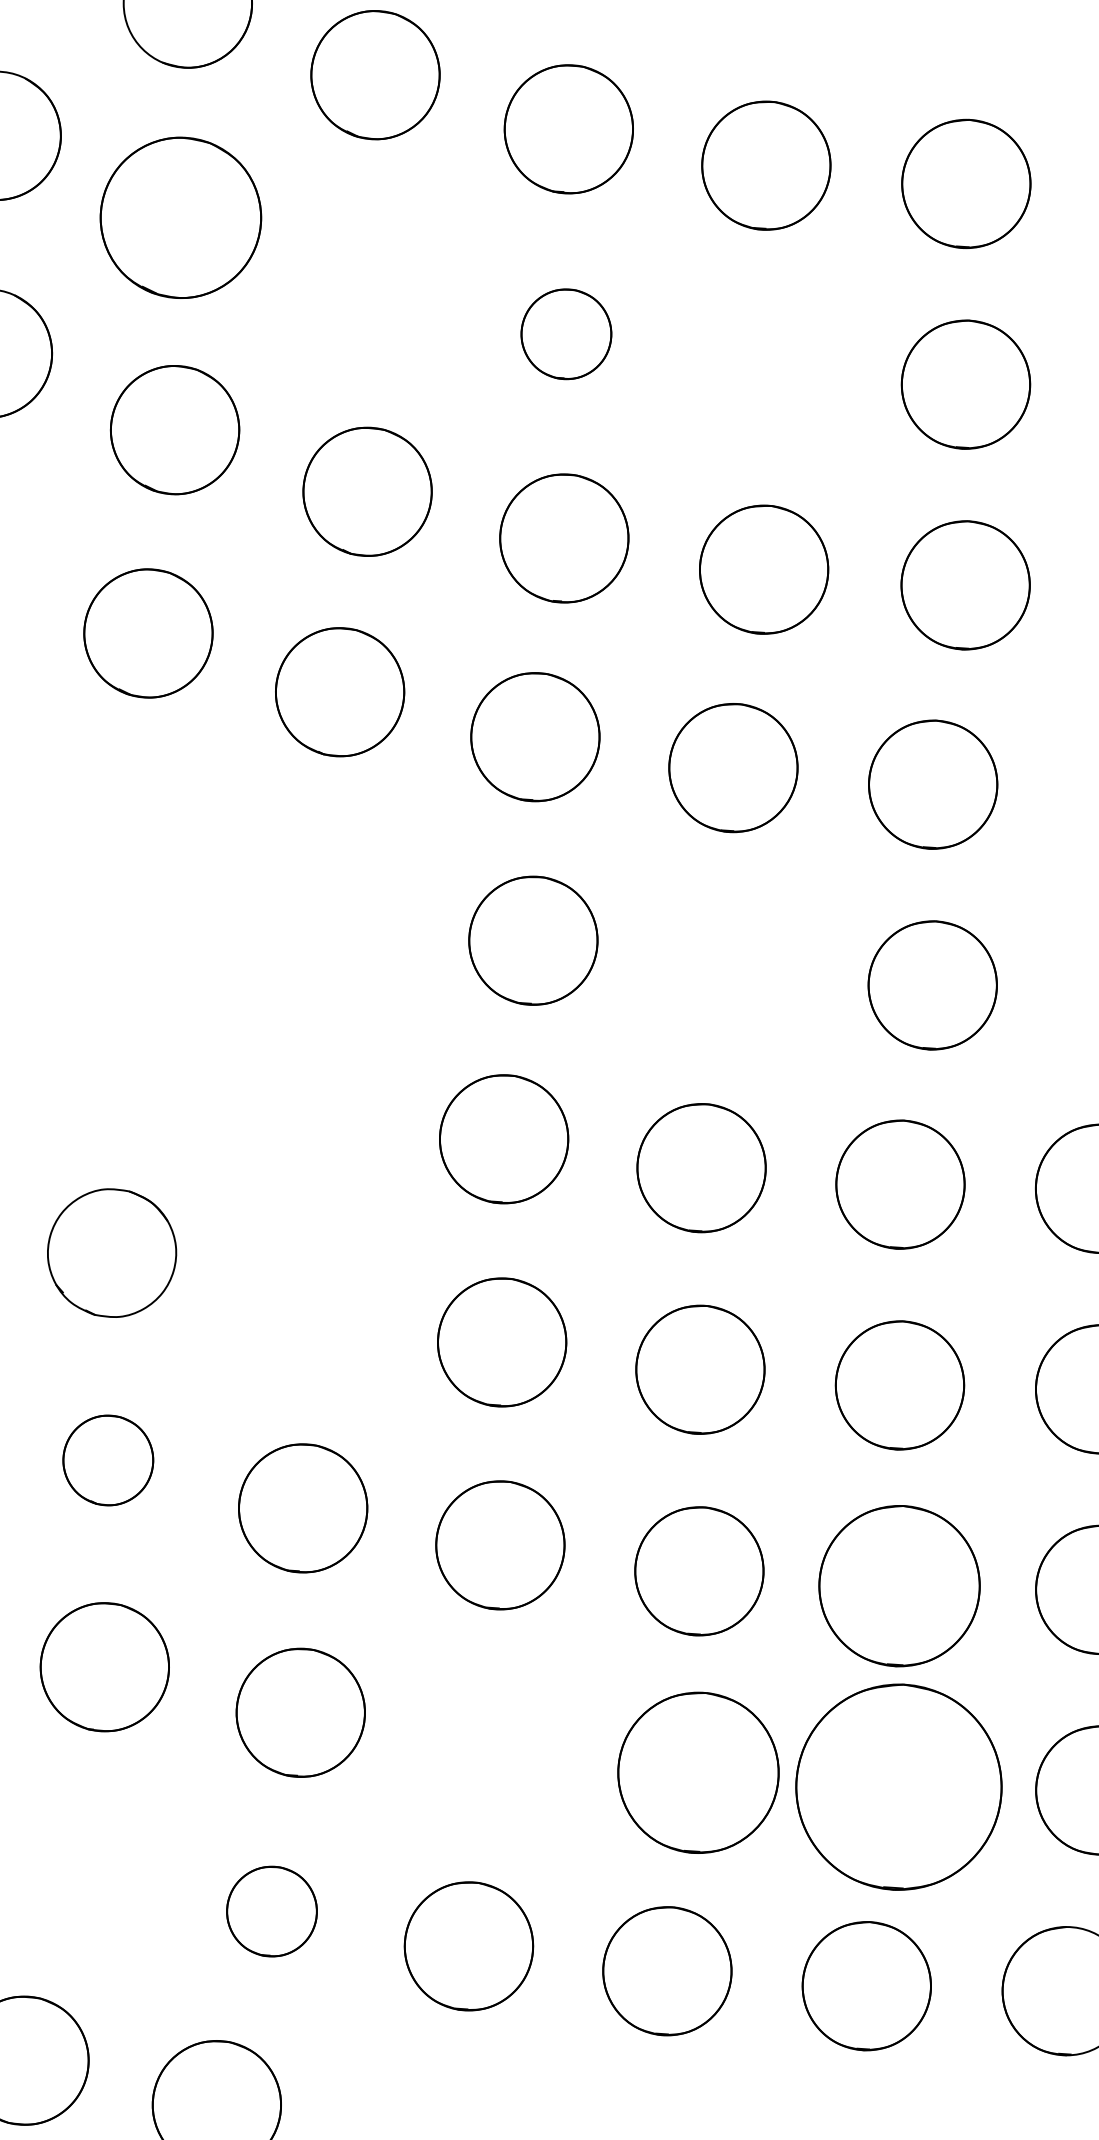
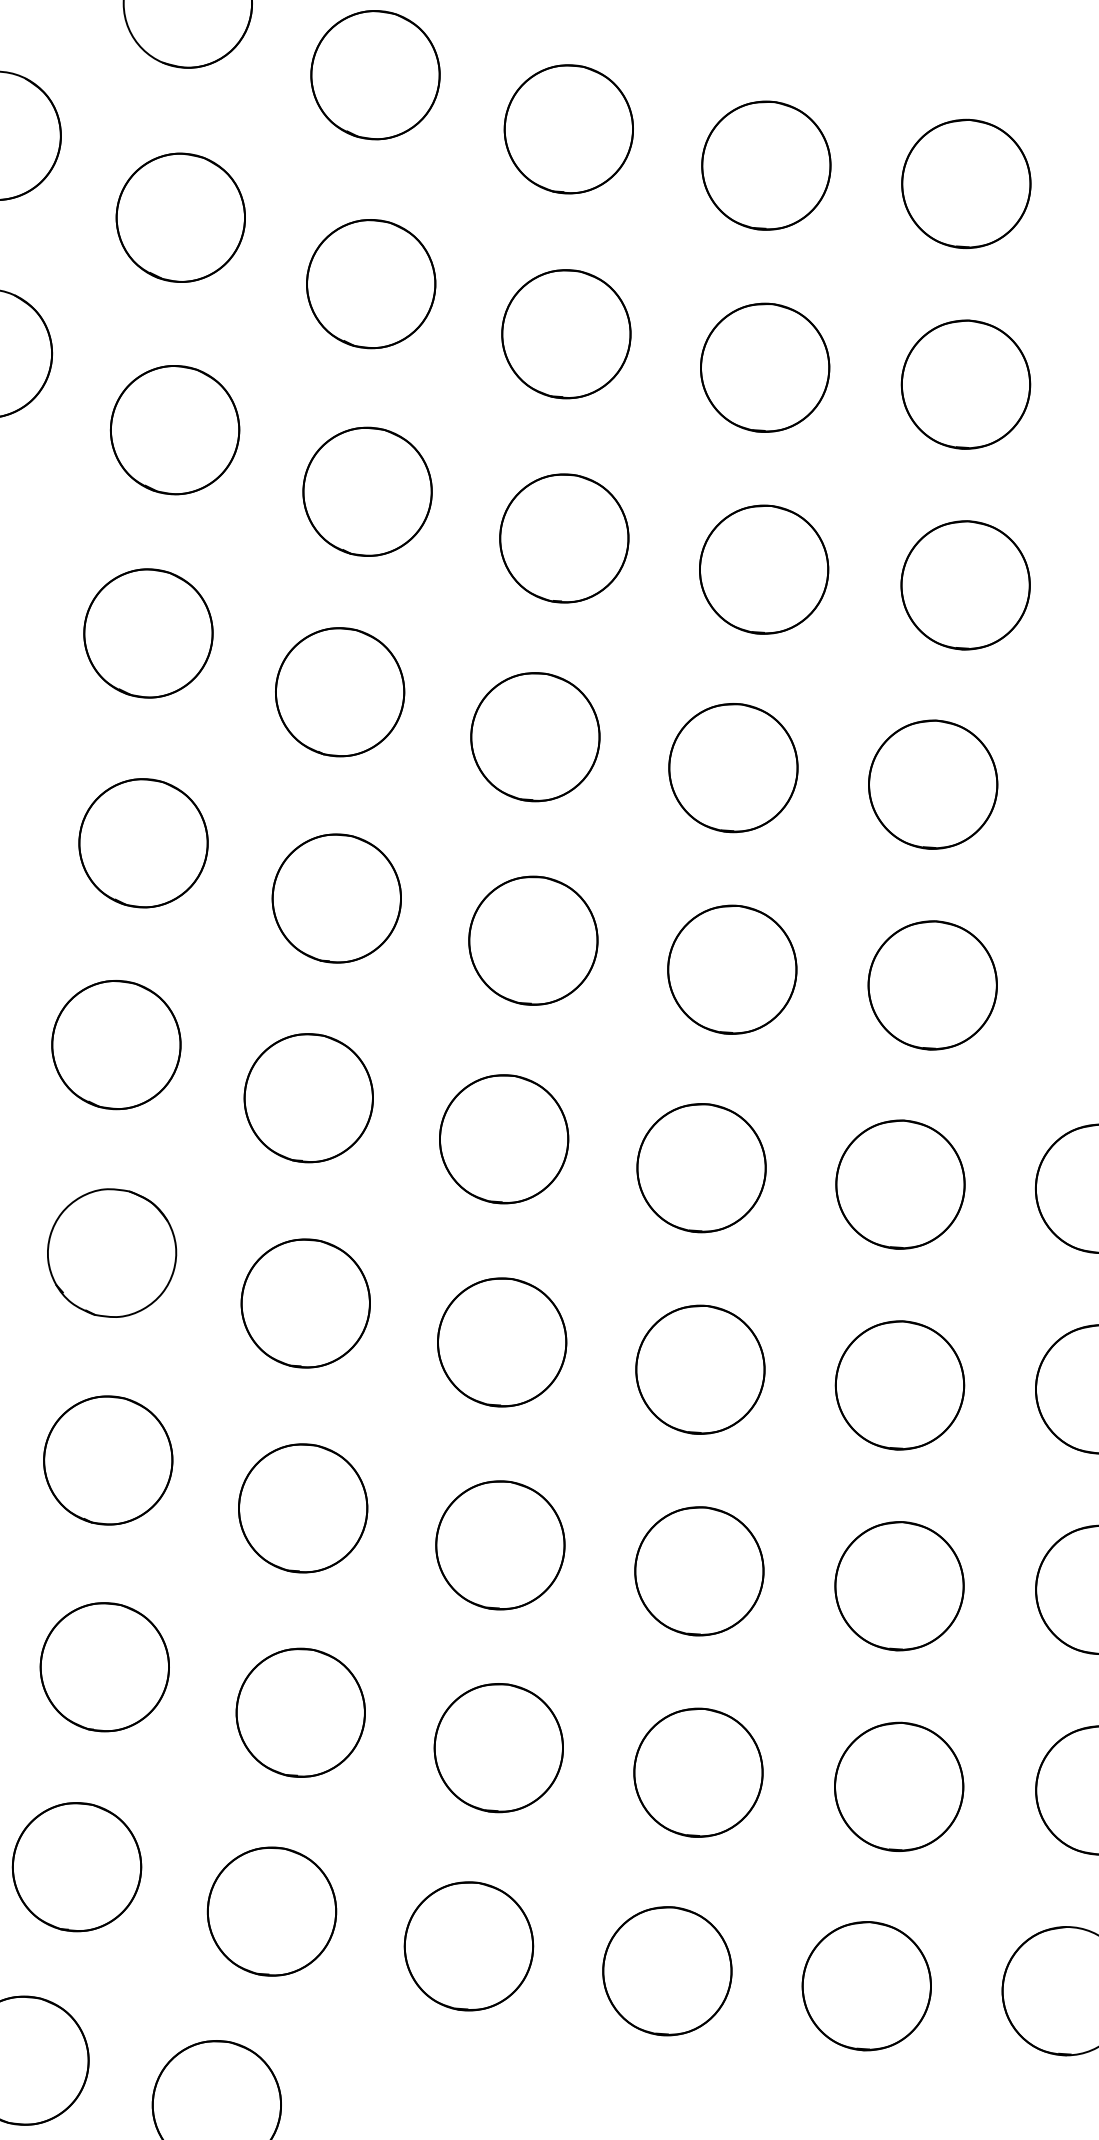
circle size: 164x163 px -> 131x131 px (180, 217)
circle: none -> present (371, 284)
circle size: 93x93 px -> 131x131 px (566, 334)
circle: none -> present (765, 367)
circle: none -> present (143, 843)
circle: none -> present (336, 898)
circle: none -> present (732, 969)
part: none -> present (116, 1045)
part: none -> present (308, 1098)
circle: none -> present (305, 1303)
circle size: 93x93 px -> 131x131 px (108, 1460)
circle size: 163x163 px -> 131x131 px (899, 1586)
part: none -> present (498, 1748)
circle size: 163x163 px -> 131x131 px (698, 1772)
circle size: 208x208 px -> 131x131 px (899, 1786)
part: none -> present (76, 1867)
part size: 92x93 px -> 132x131 px (271, 1911)
